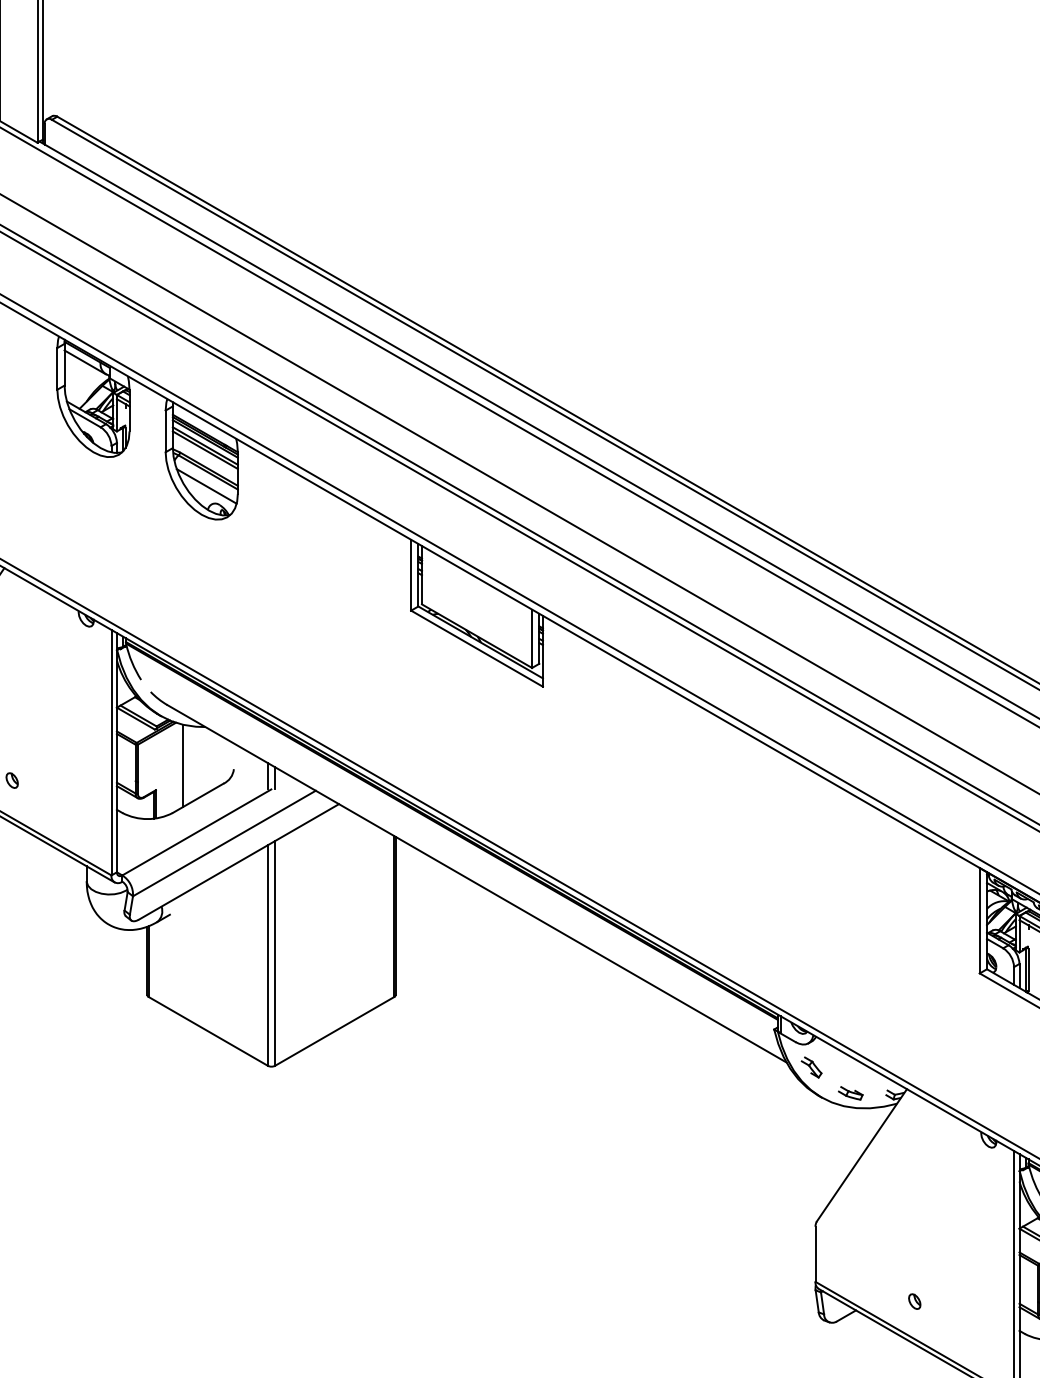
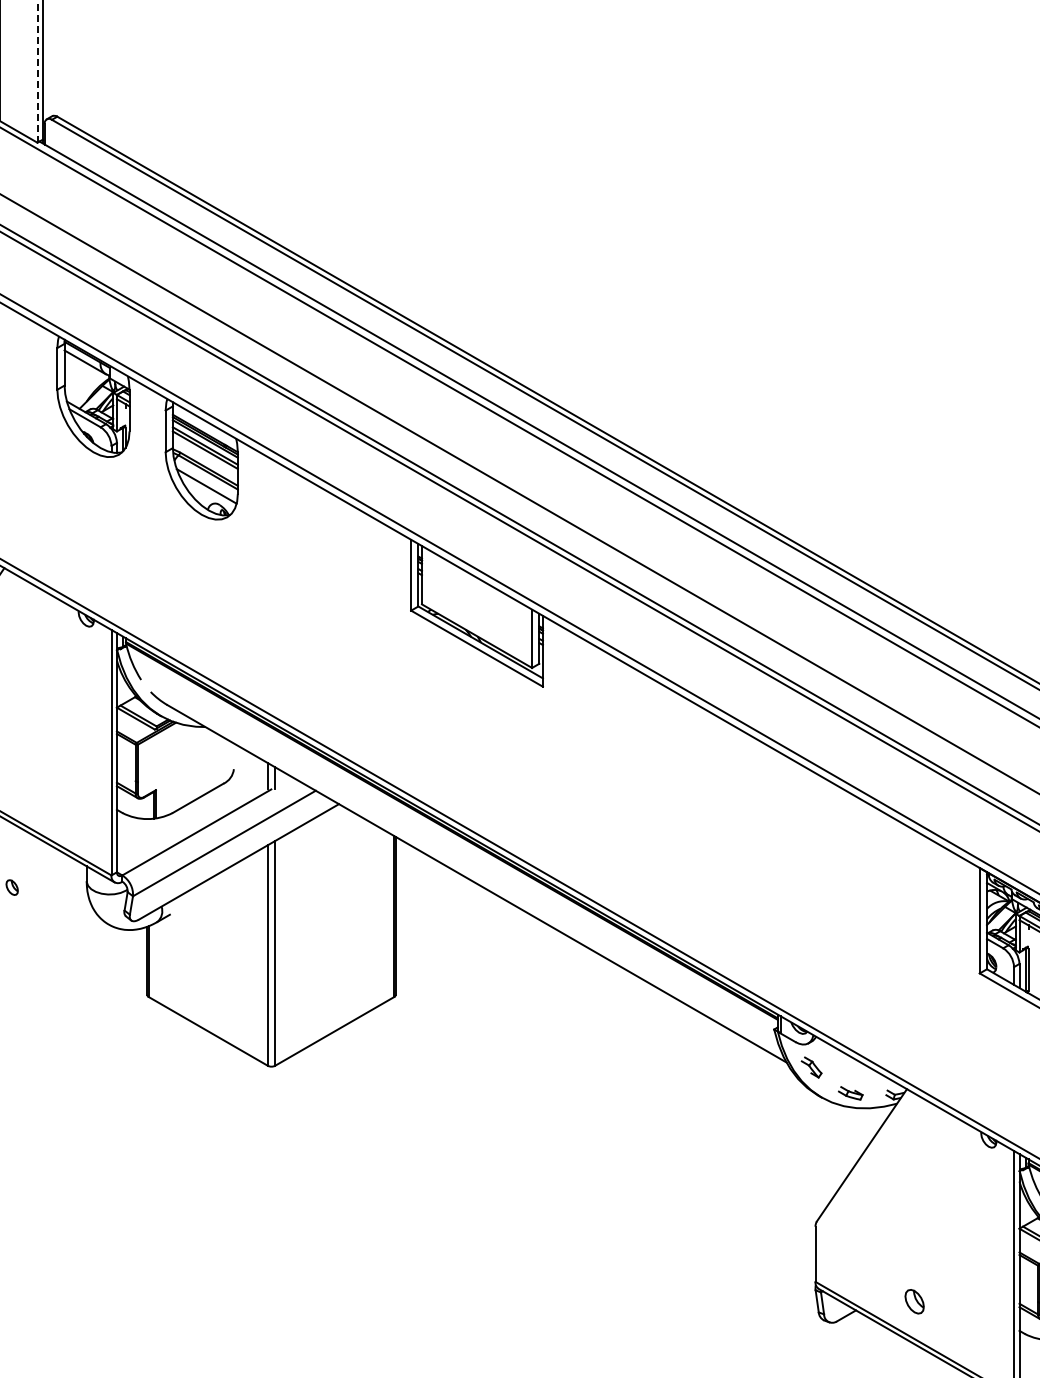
line: solid -> dashed (37, 71)
line: present -> none (182, 765)
part position: (11, 780) -> (11, 887) (11, 887)
part size: 14x17 px -> 21x26 px (914, 1301)
